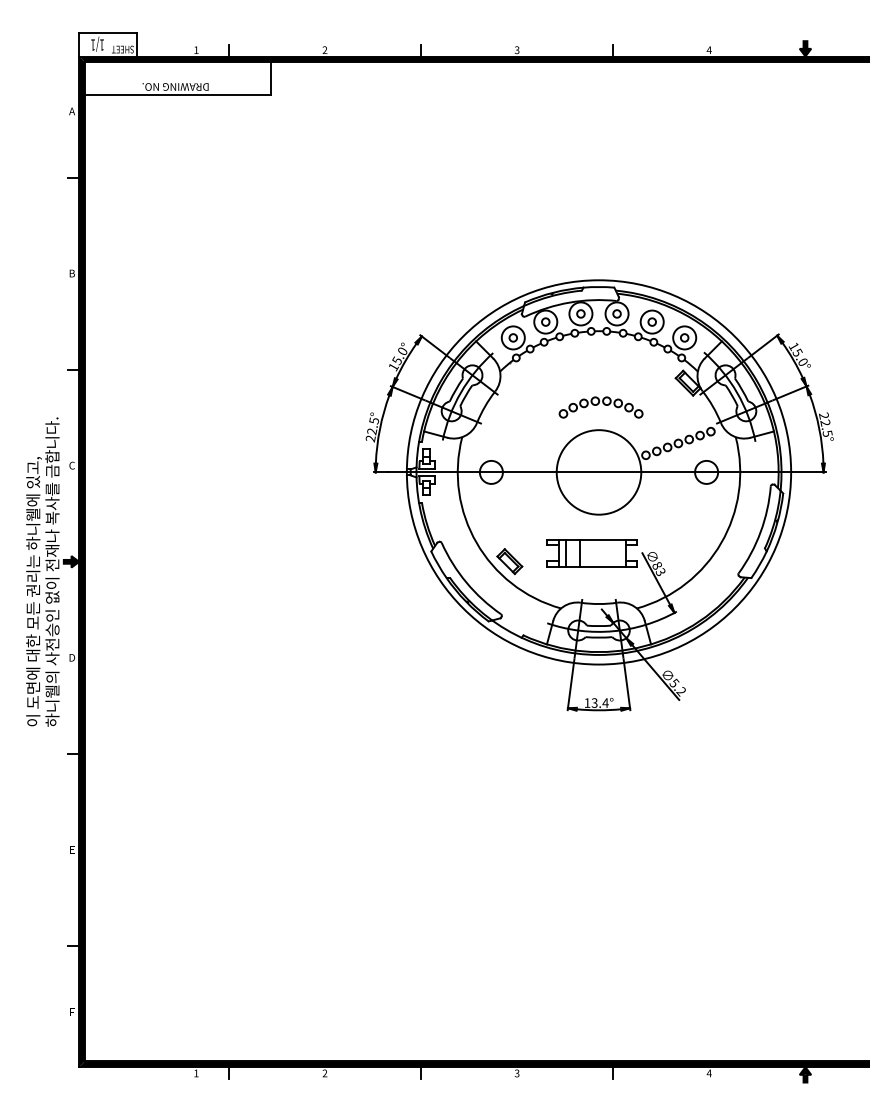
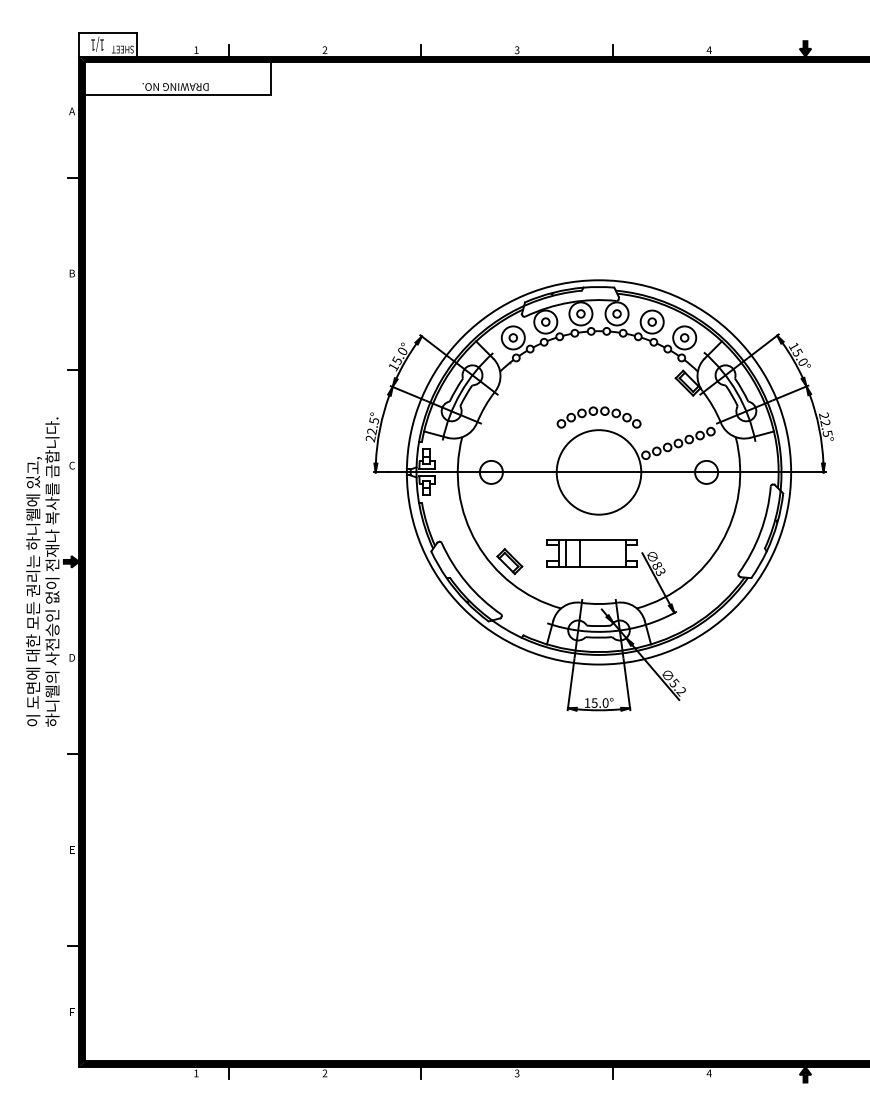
part position: (600, 407) -> (598, 417) (598, 417)
text: 13.4° -> 15.0° (600, 702)
